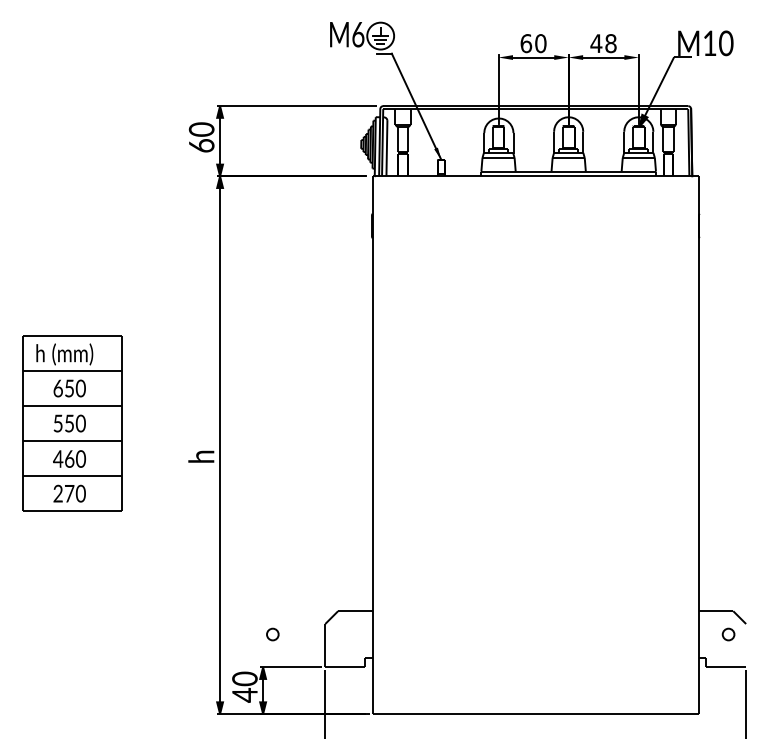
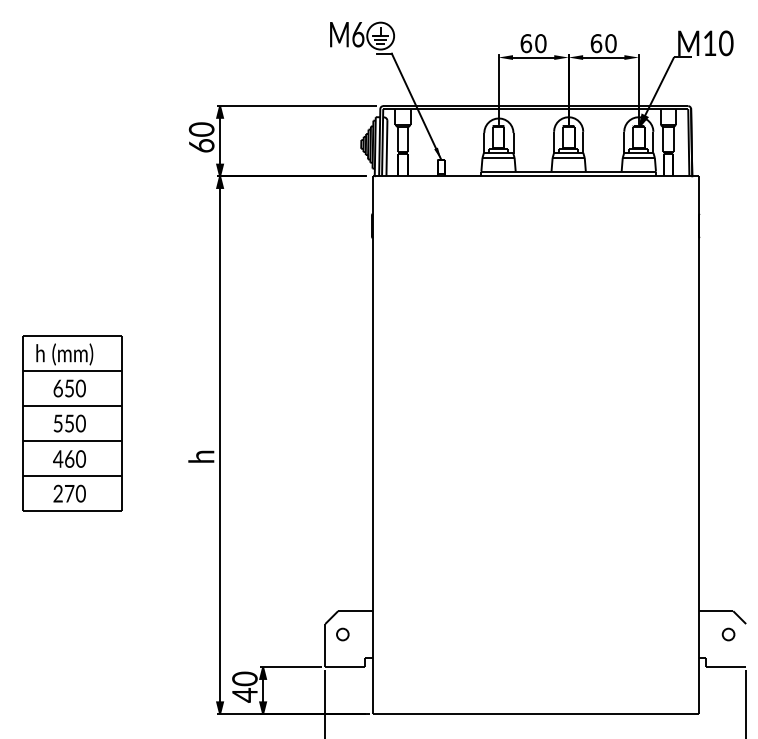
text: 48 -> 60 (603, 43)
part position: (272, 634) -> (342, 634) (342, 634)
